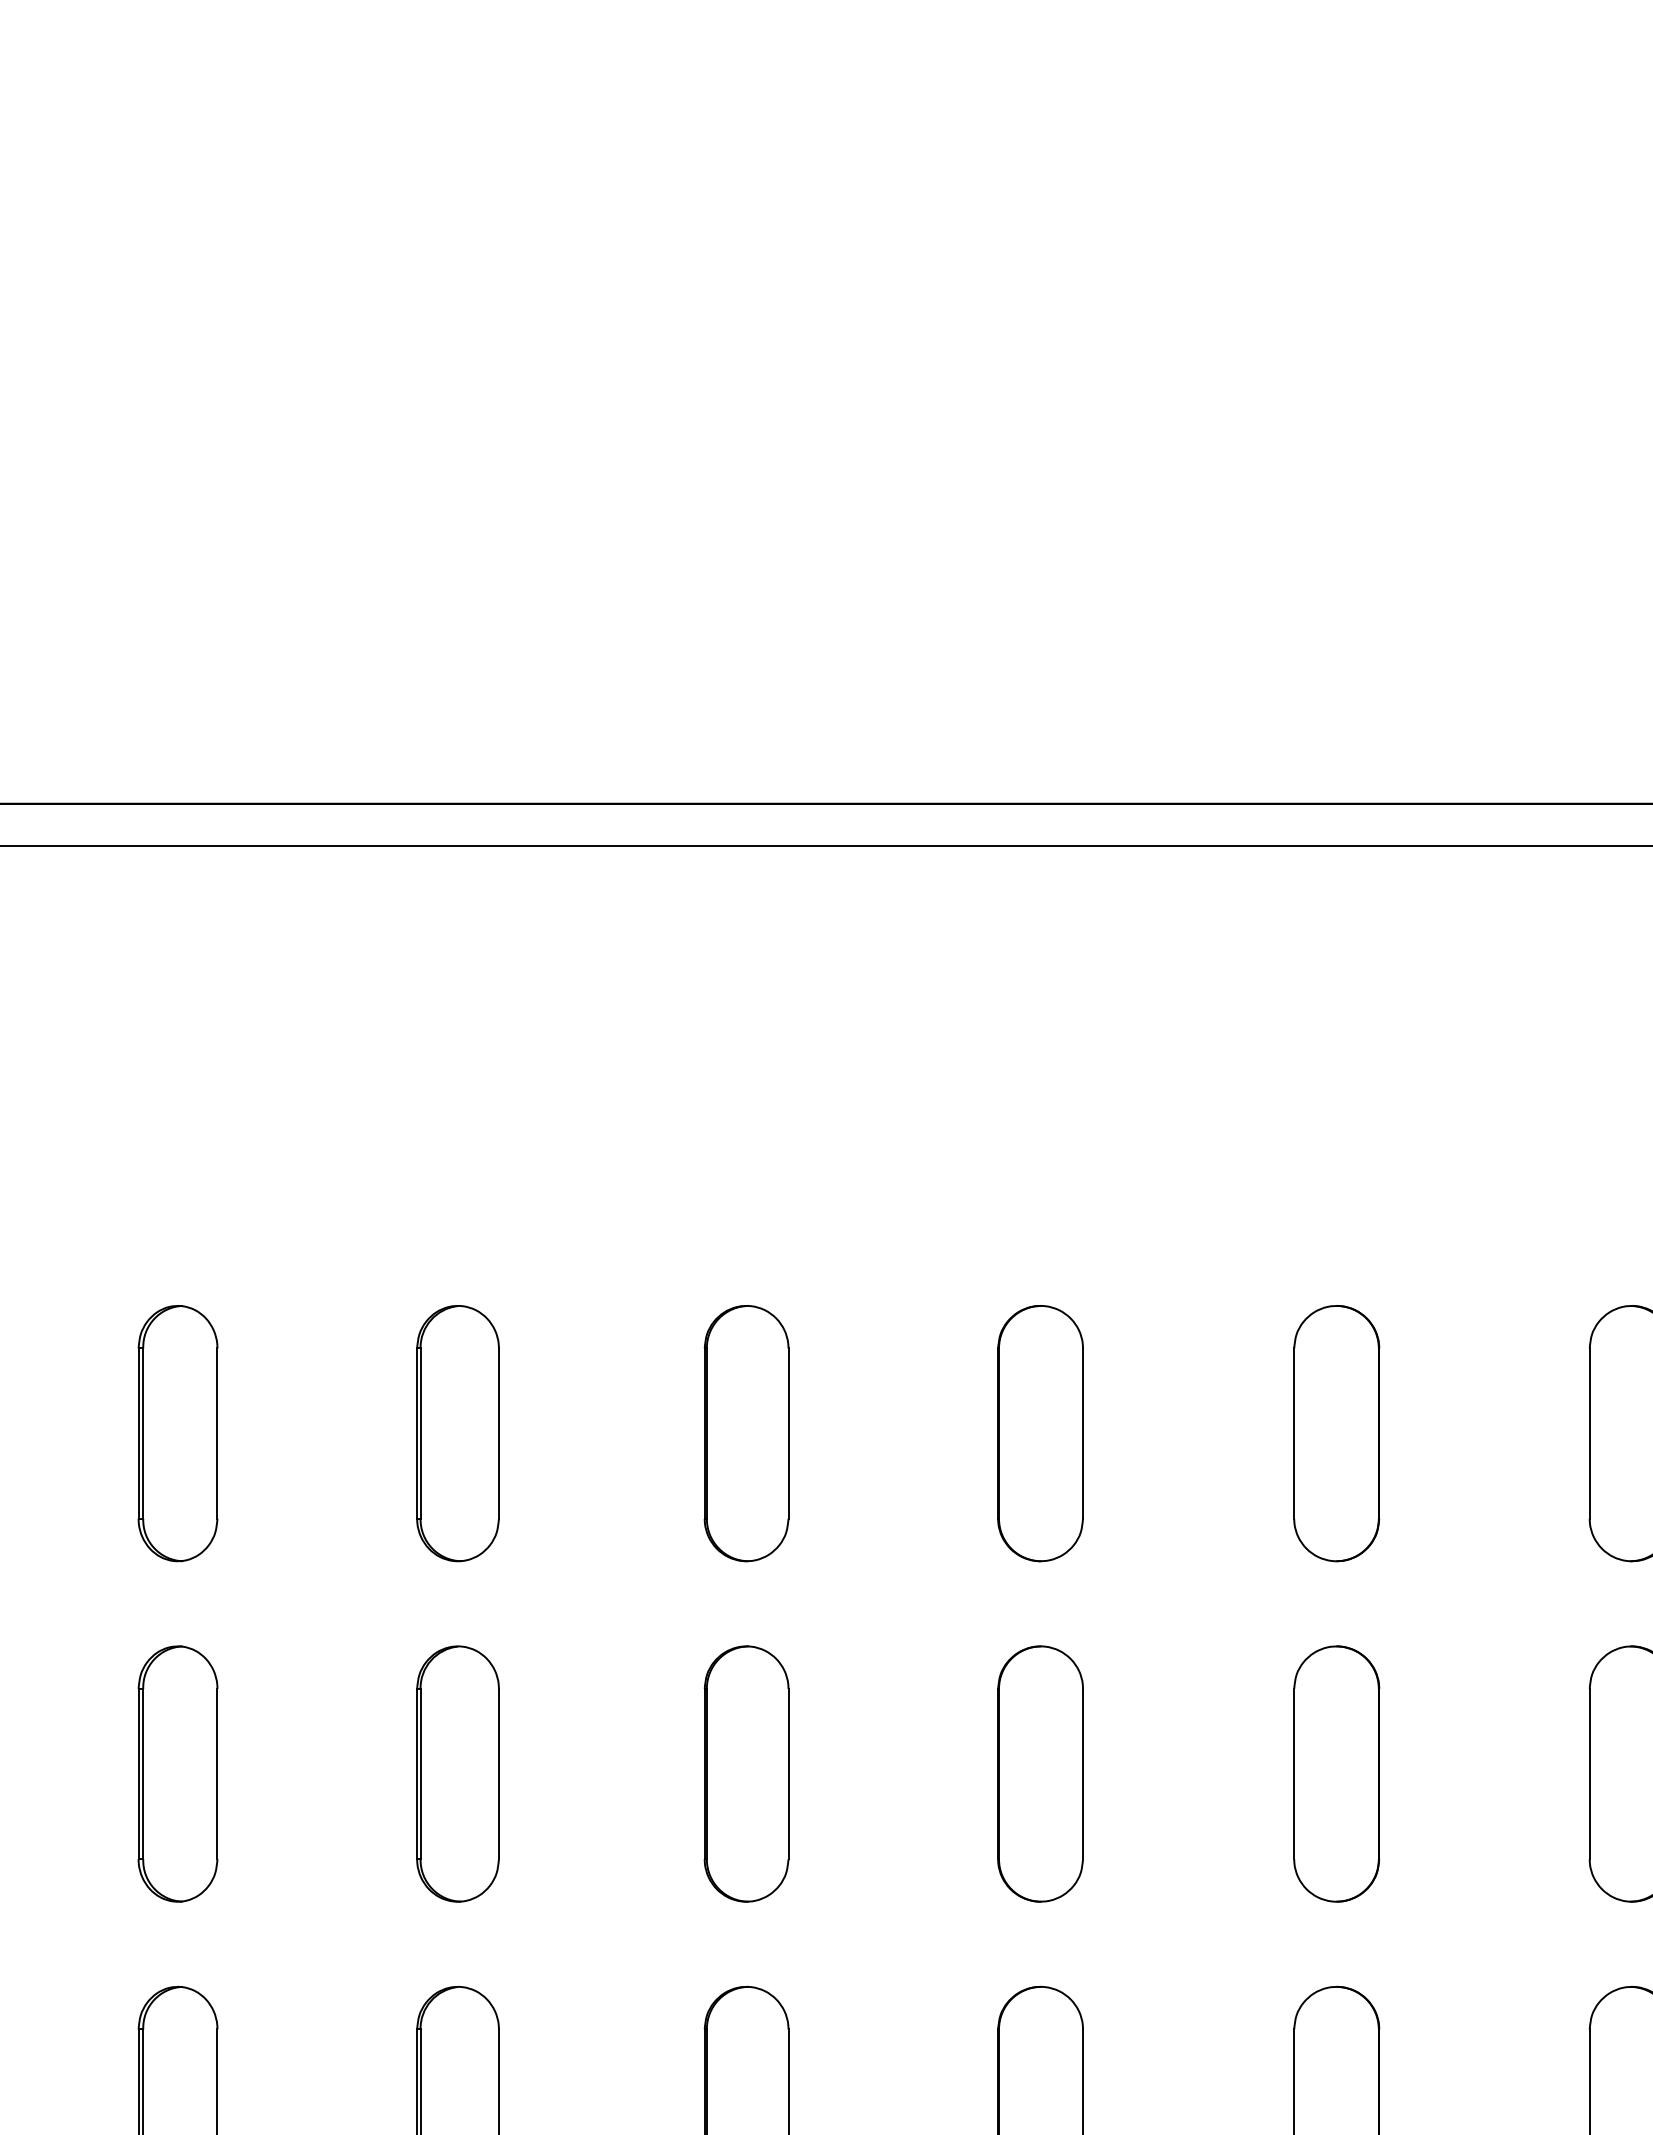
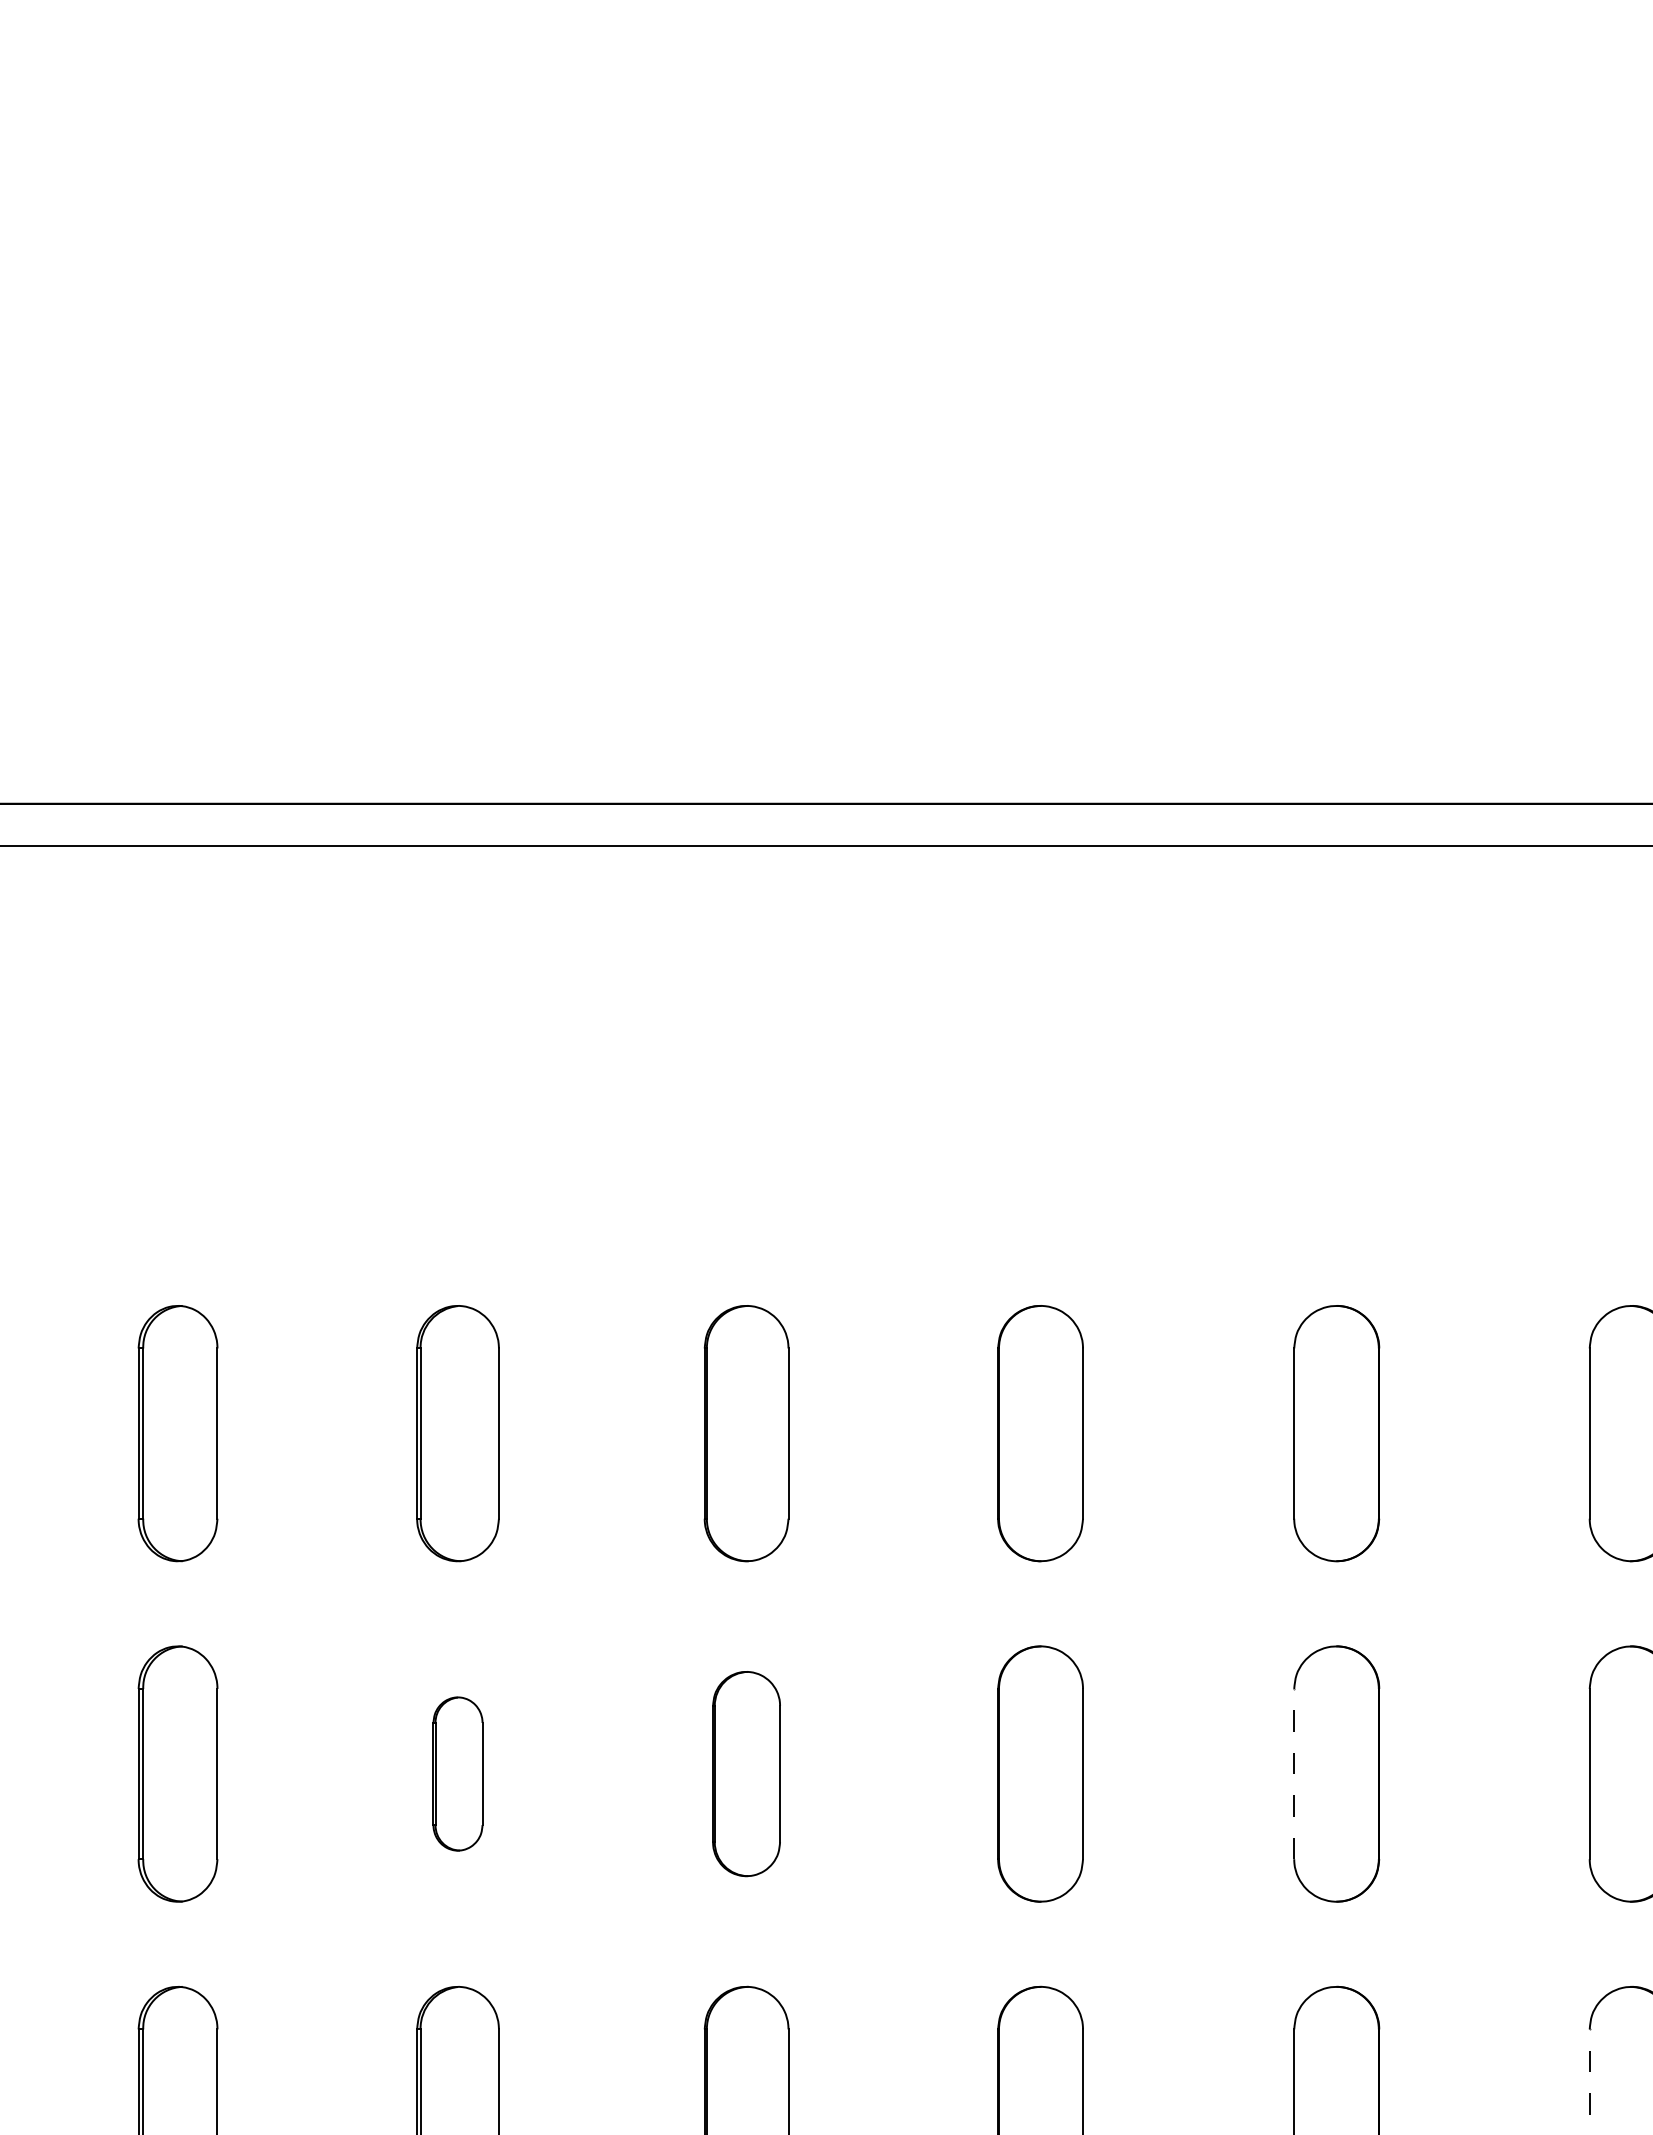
part size: 84x258 px -> 52x156 px (457, 1773)
part size: 87x258 px -> 69x207 px (746, 1774)
line: solid -> dashed (1294, 1773)
line: solid -> dashed (1589, 2082)
